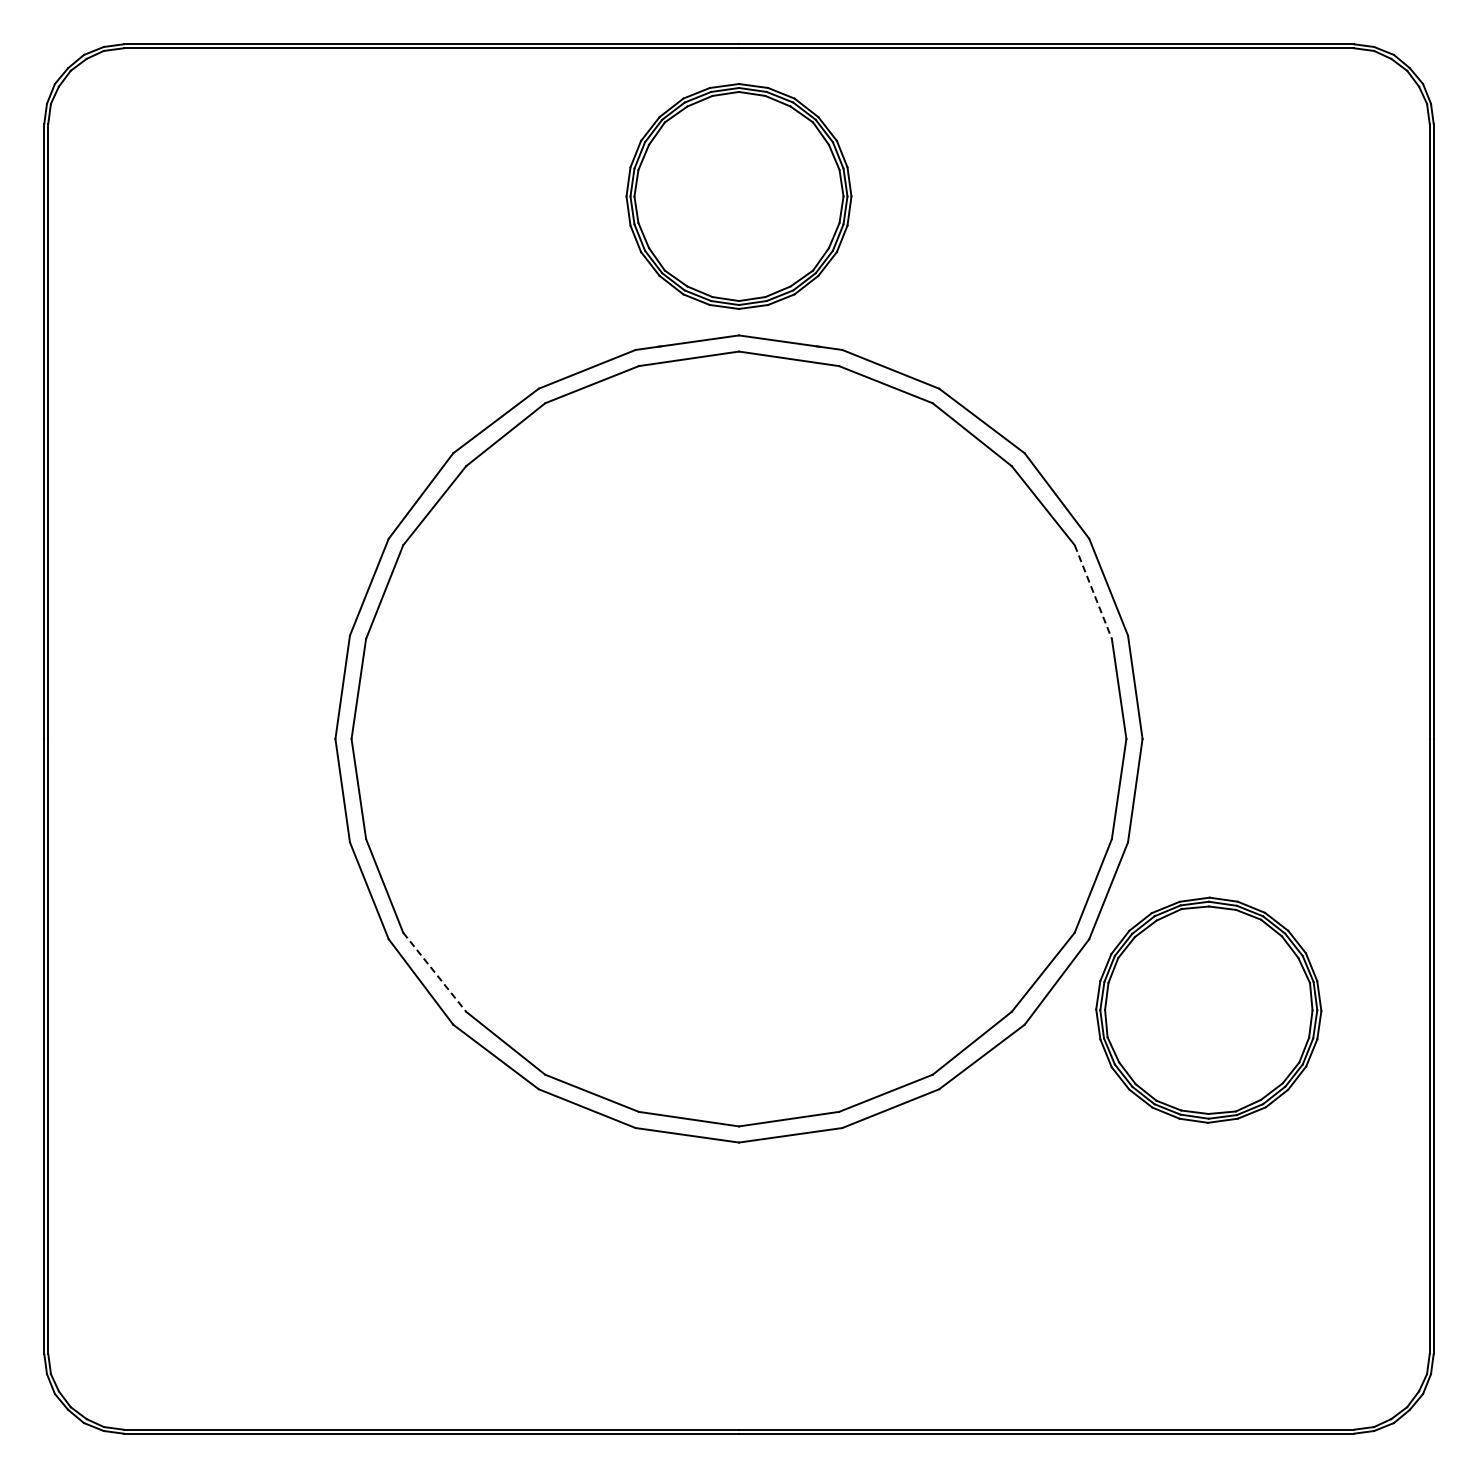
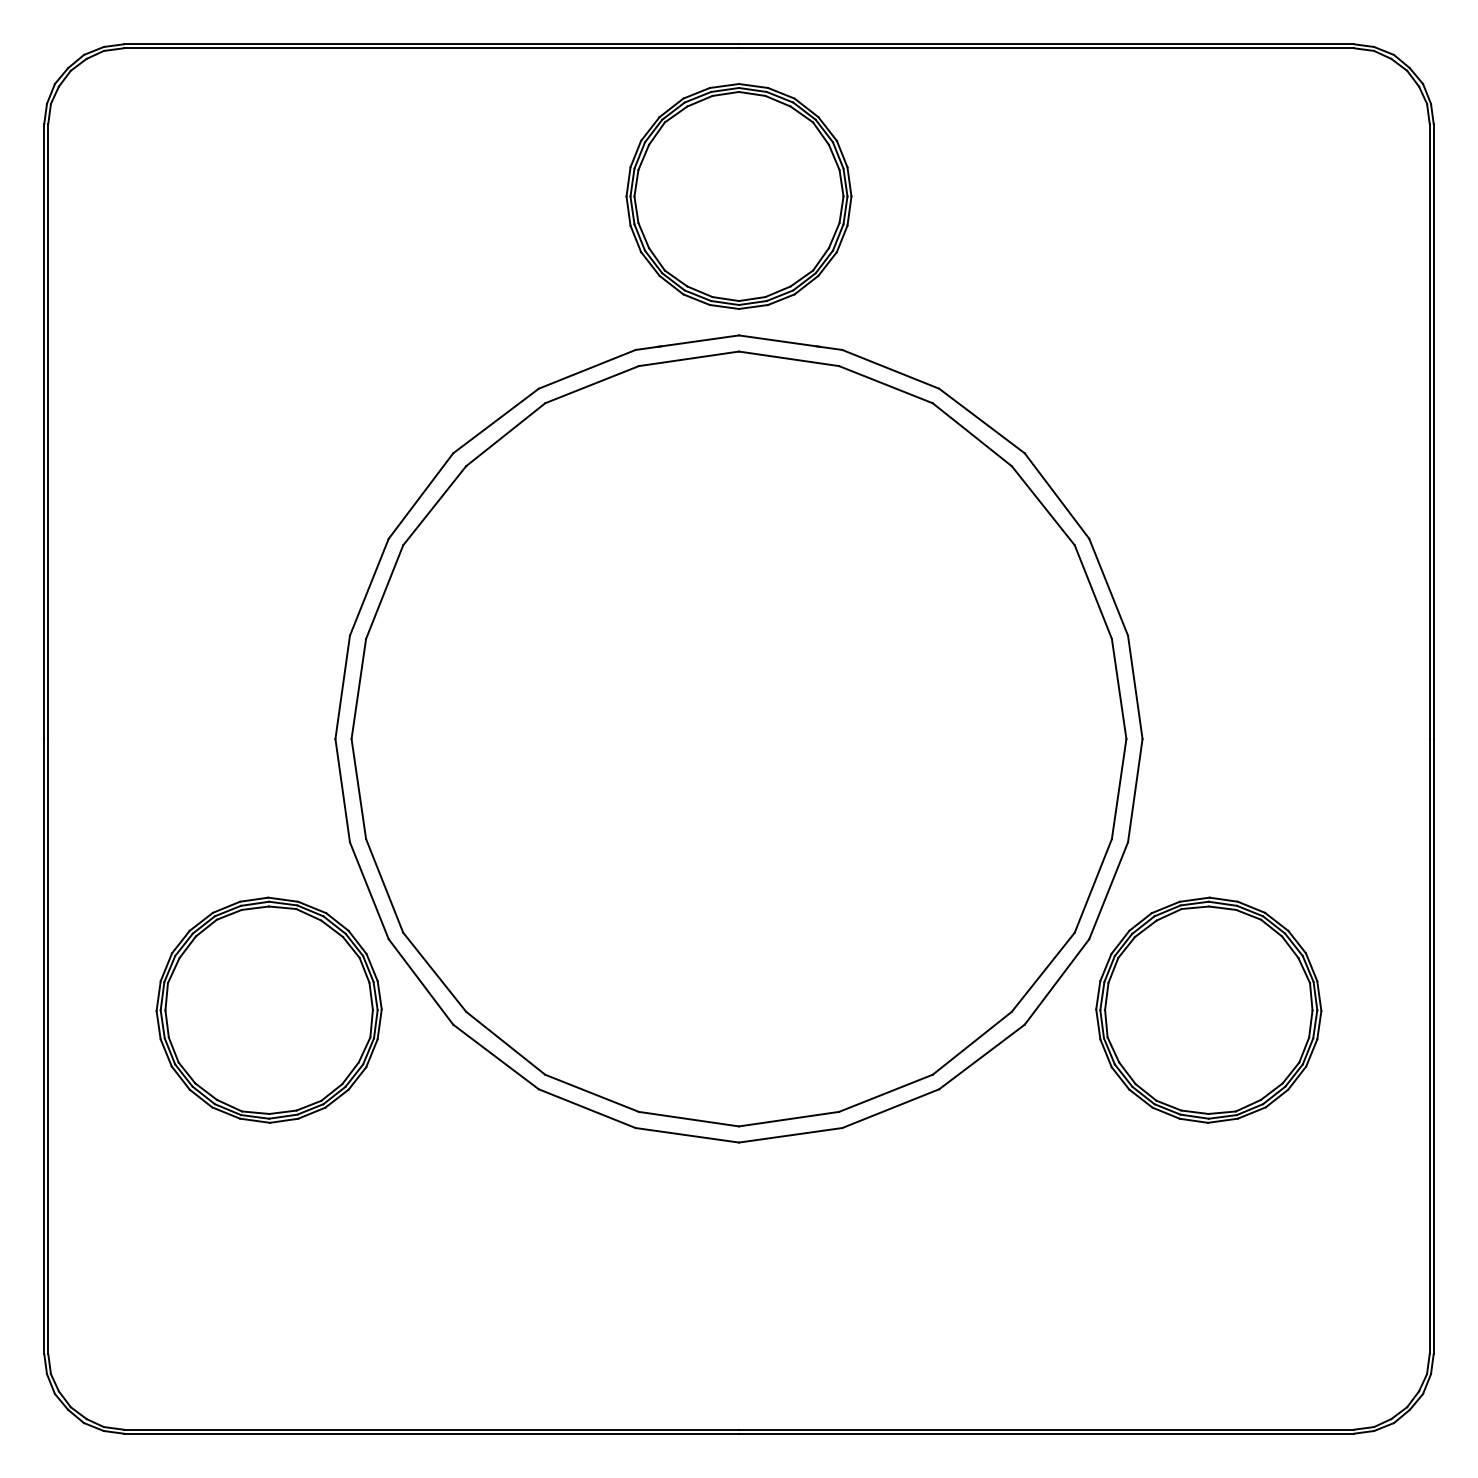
line: dashed -> solid (1093, 592)
line: dashed -> solid (434, 972)
part: none -> present (268, 1009)
